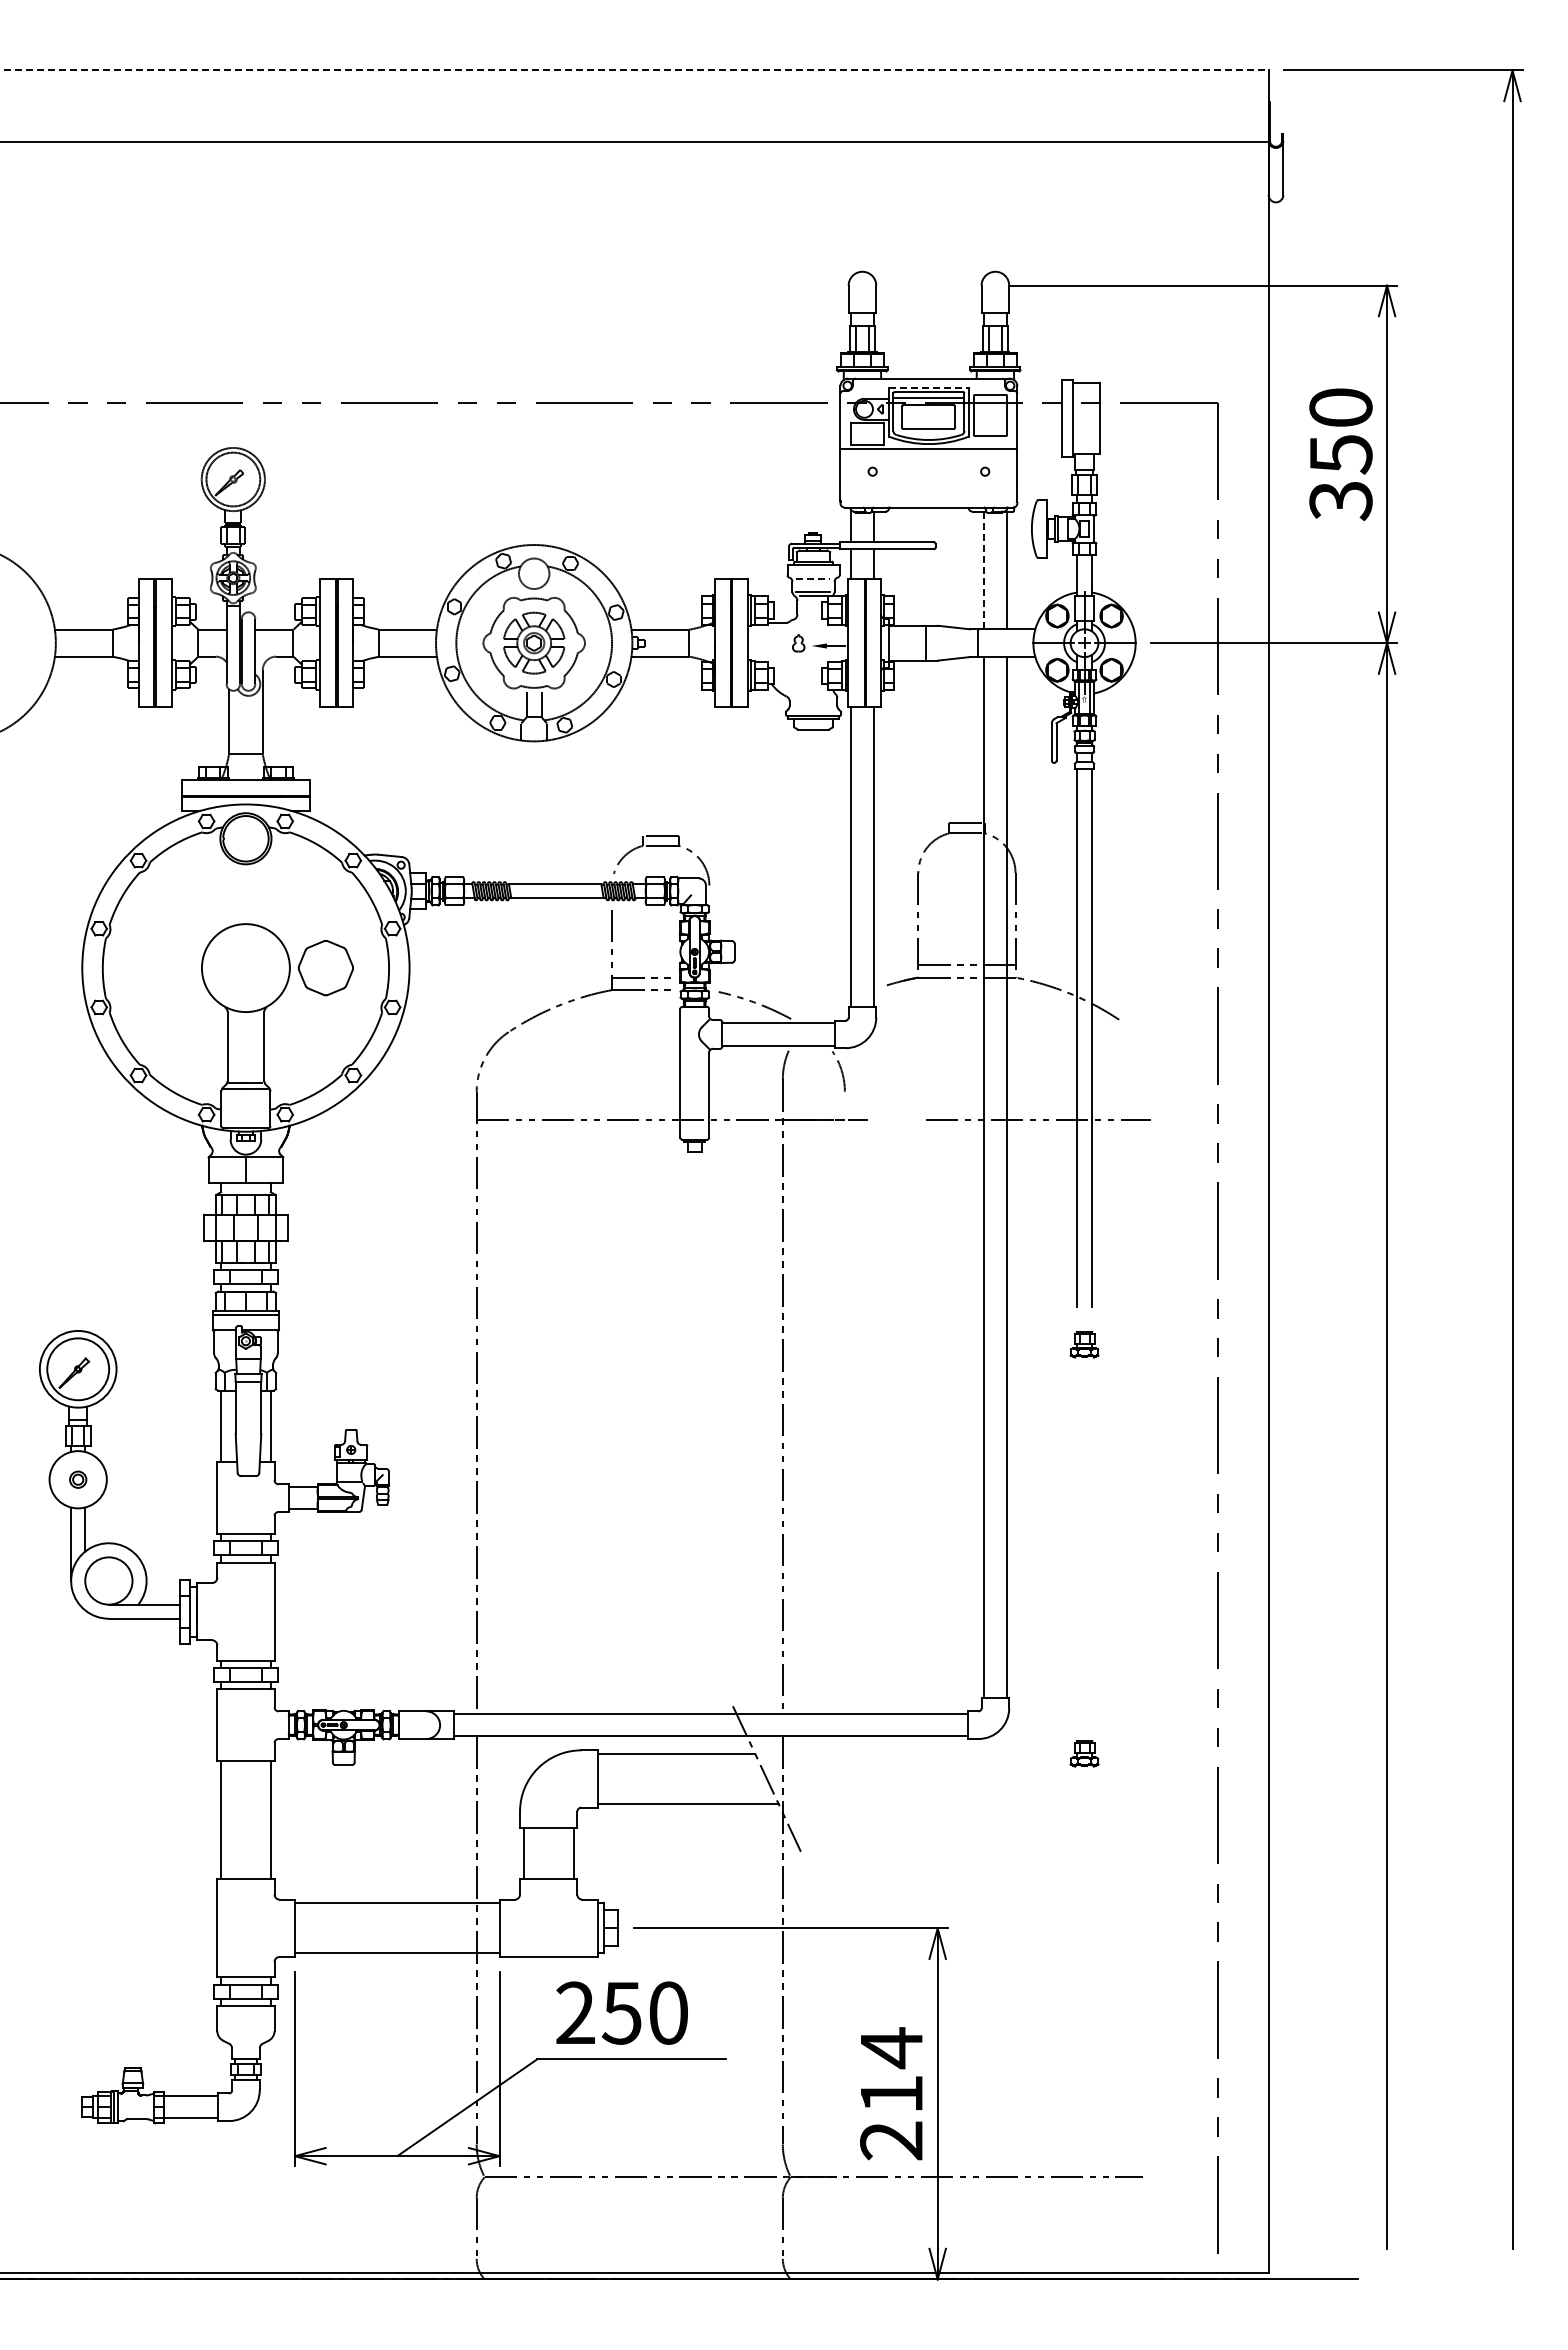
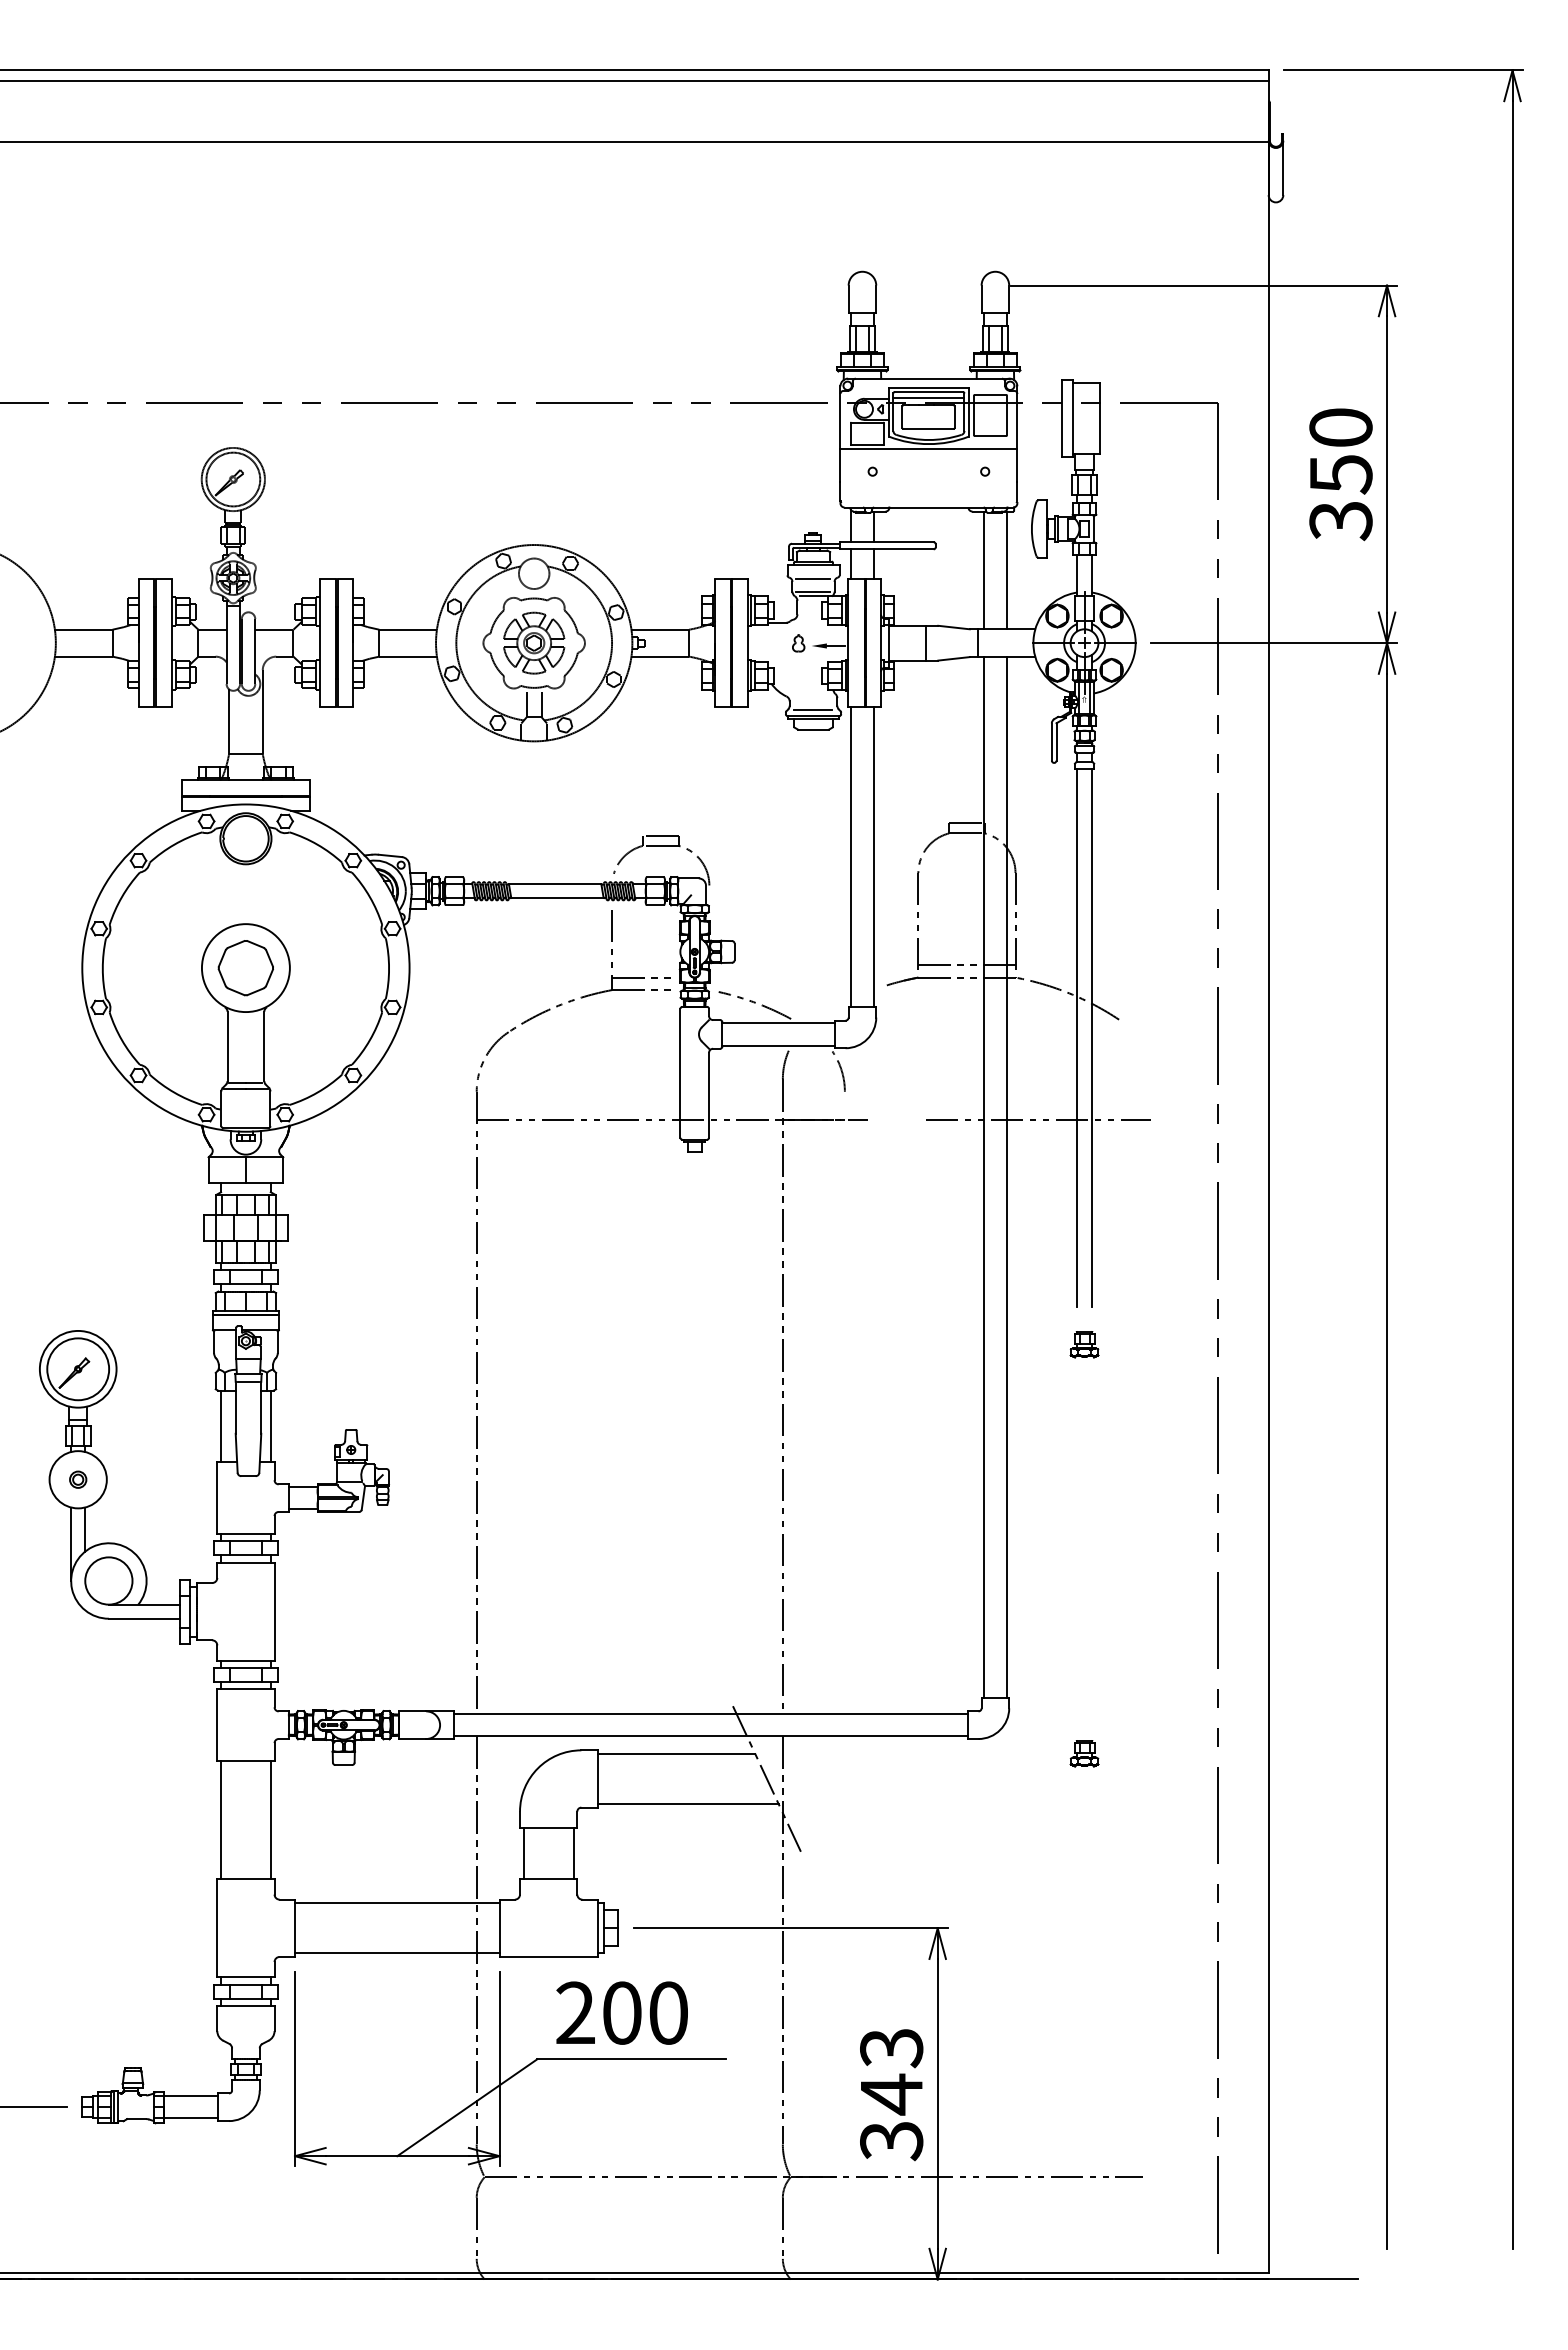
line: dashed -> solid (634, 70)
line: none -> present (635, 80)
line: dashed -> solid (928, 387)
text position: (1340, 454) -> (1340, 474) (1340, 474)
line: dashed -> solid (984, 570)
line: dashed -> solid (813, 579)
line: none -> present (812, 709)
part position: (325, 968) -> (245, 968) (245, 968)
text: 250 -> 200 (621, 2012)
text: 214 -> 343 (891, 2094)
line: none -> present (34, 2107)
